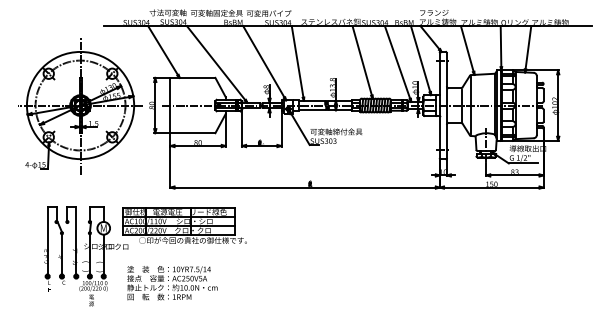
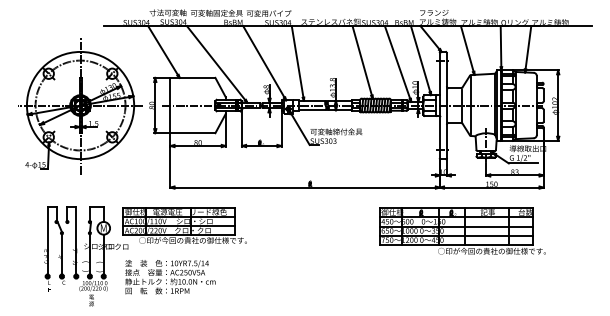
part: none -> present (462, 230)
text position: (172, 283) -> (170, 277) (170, 277)
